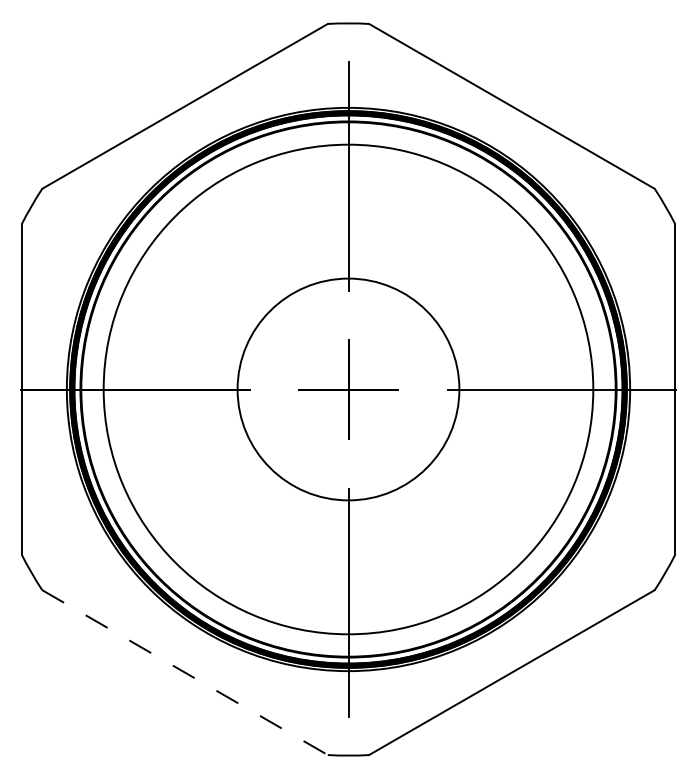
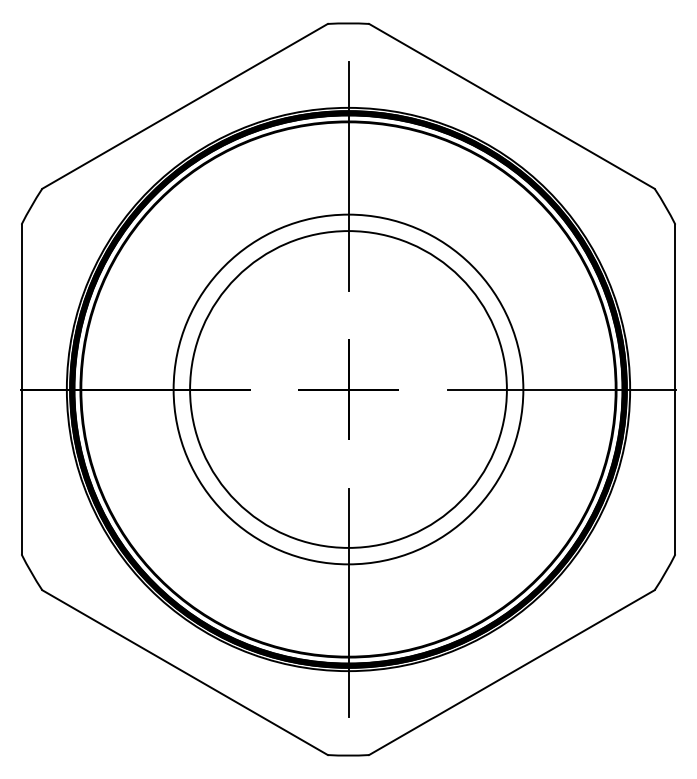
circle diameter: 222 px -> 317 px (348, 389)
circle diameter: 490 px -> 350 px (348, 389)
line: dashed -> solid (185, 672)
